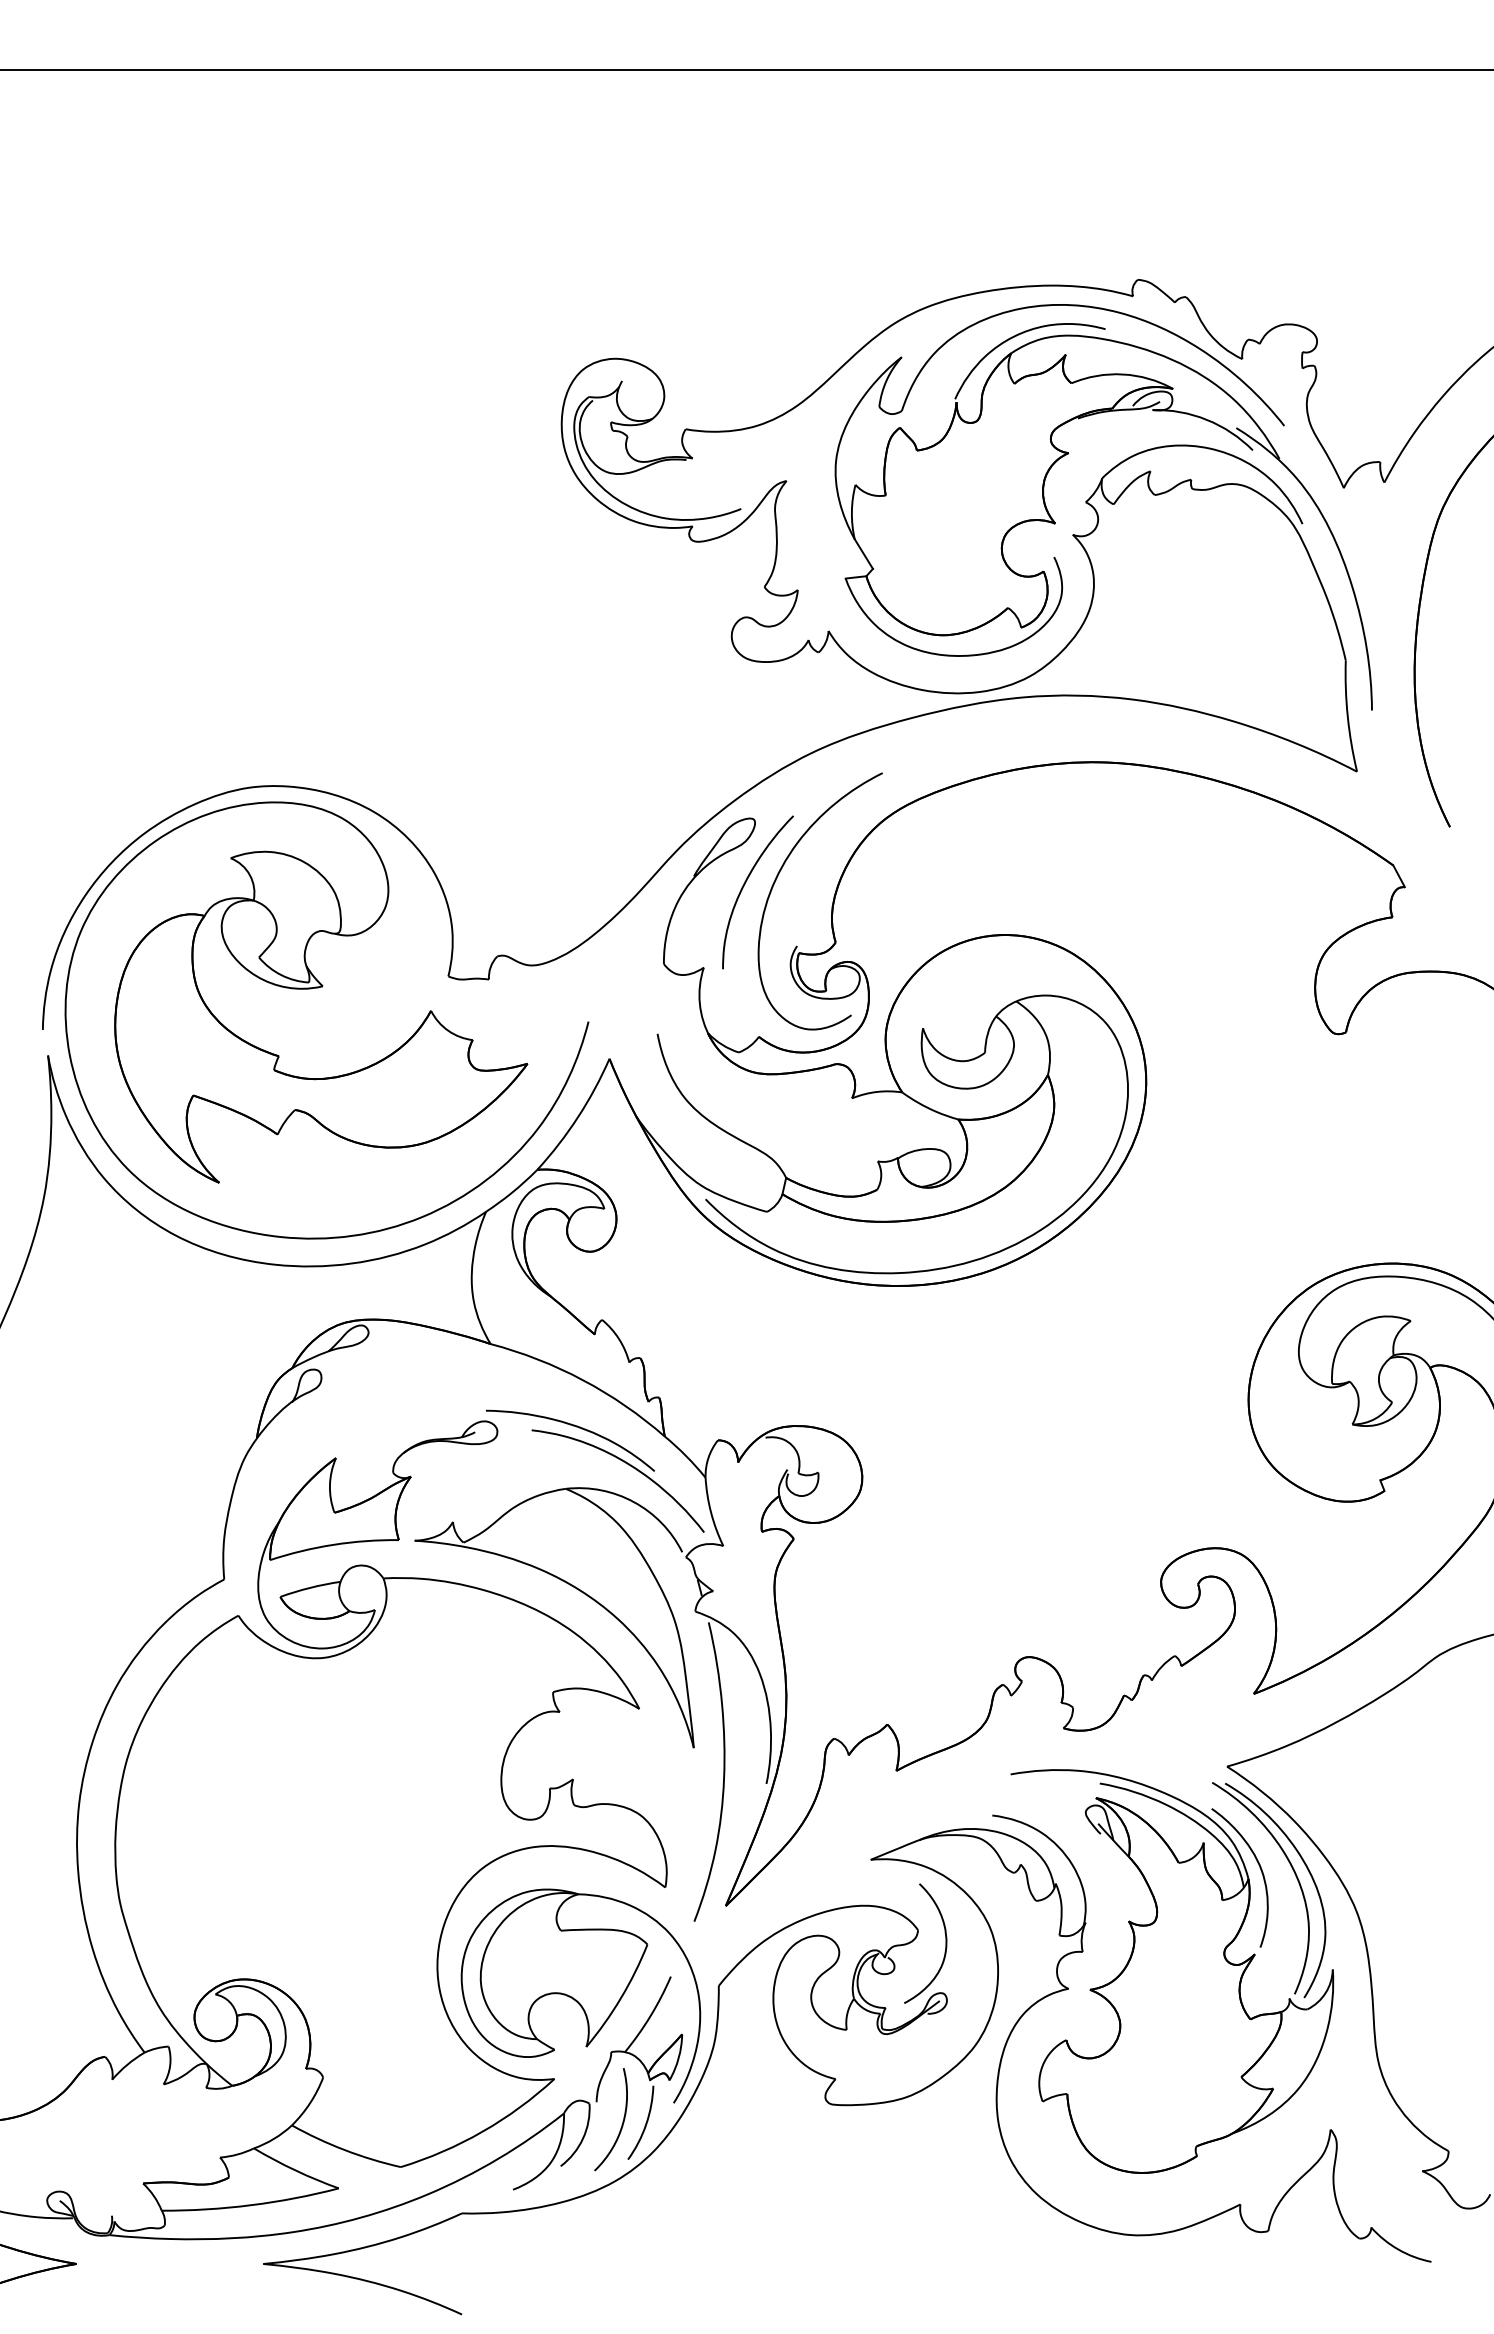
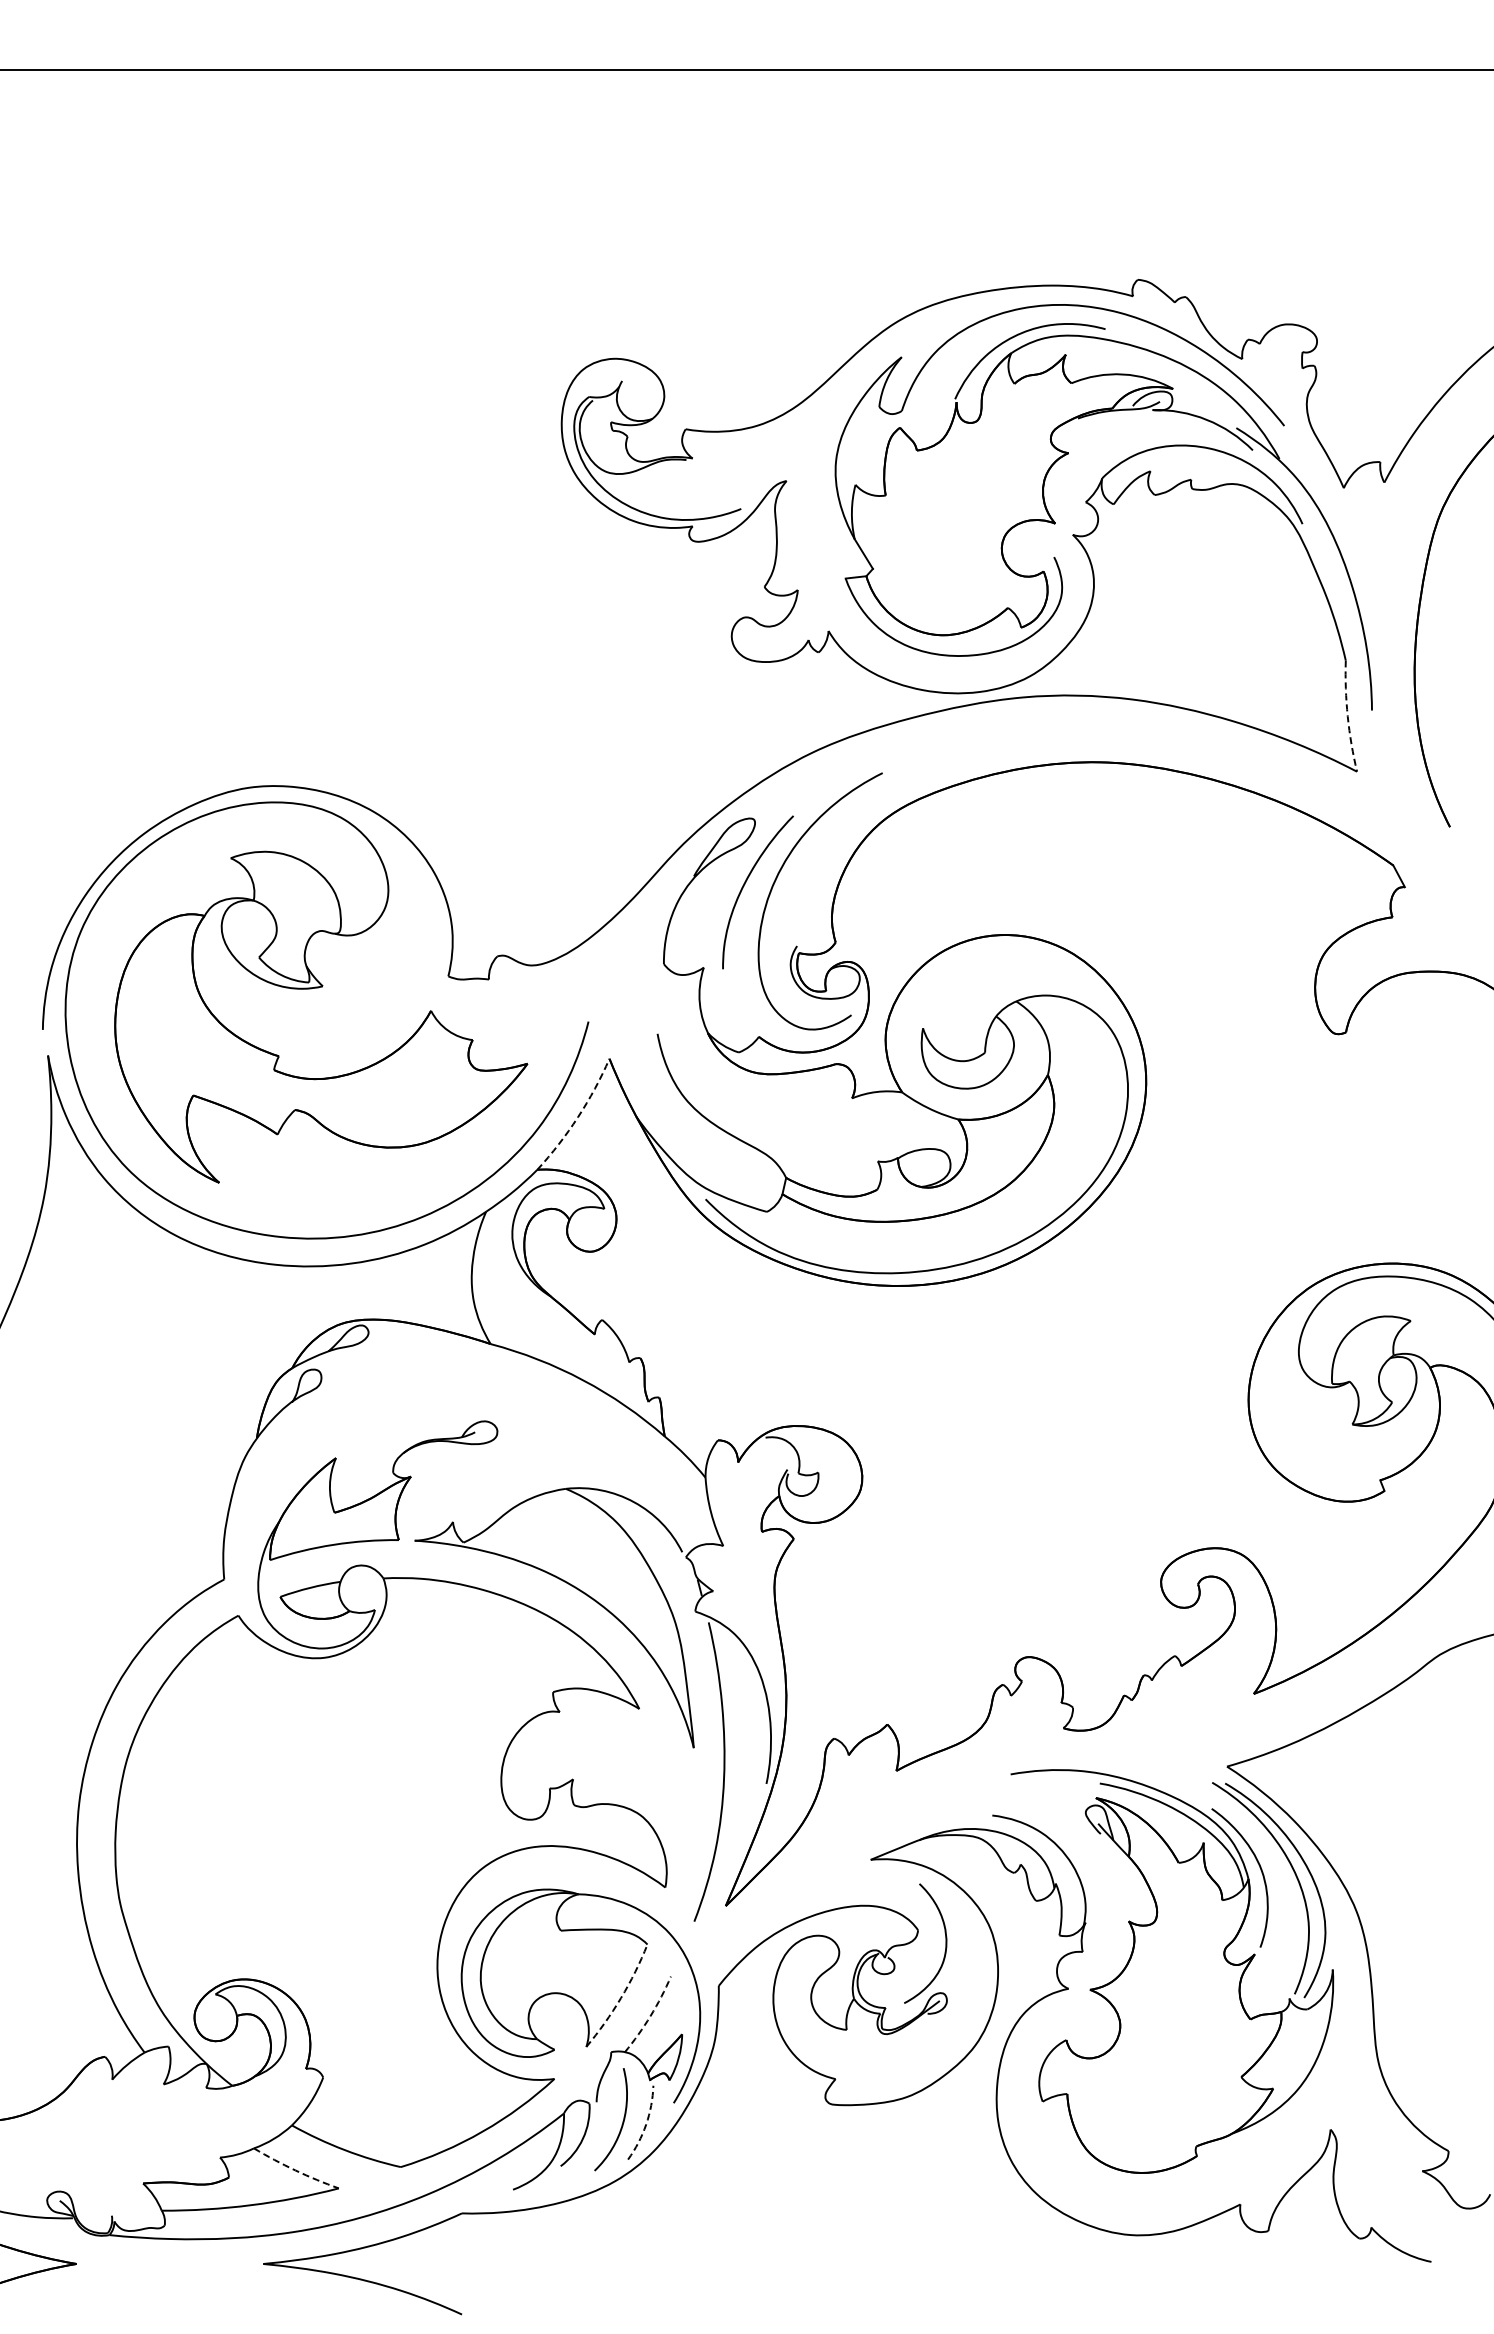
arc: solid -> dashed (1347, 716)
arc: solid -> dashed (578, 1117)
part: present -> none (602, 1451)
arc: solid -> dashed (620, 1998)
arc: solid -> dashed (650, 2016)
arc: solid -> dashed (646, 2124)
arc: solid -> dashed (295, 2170)
